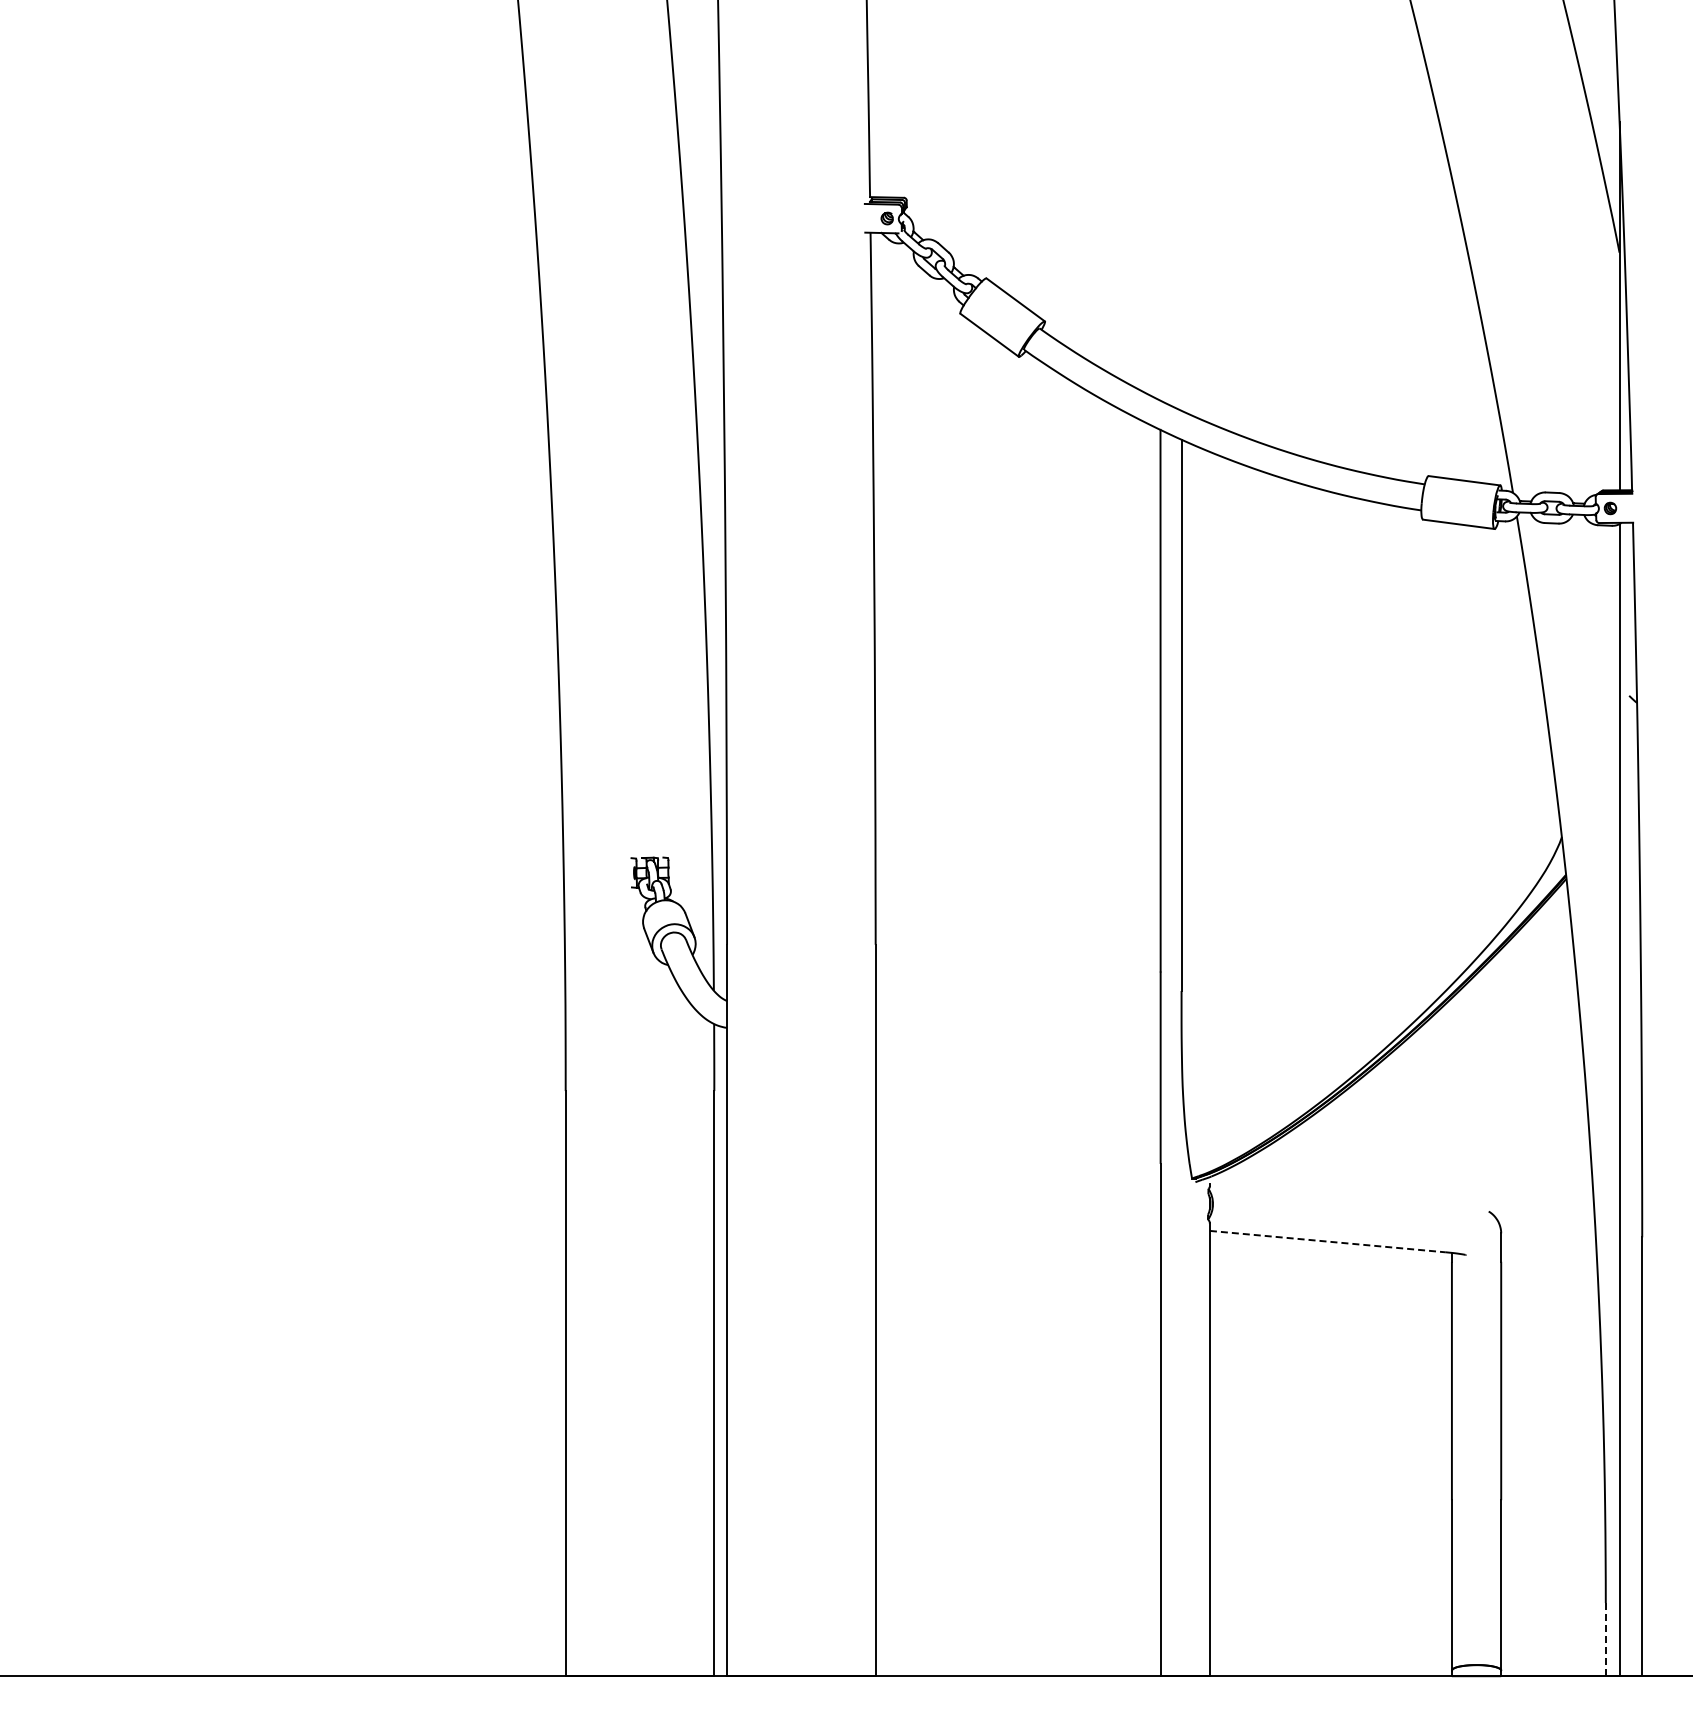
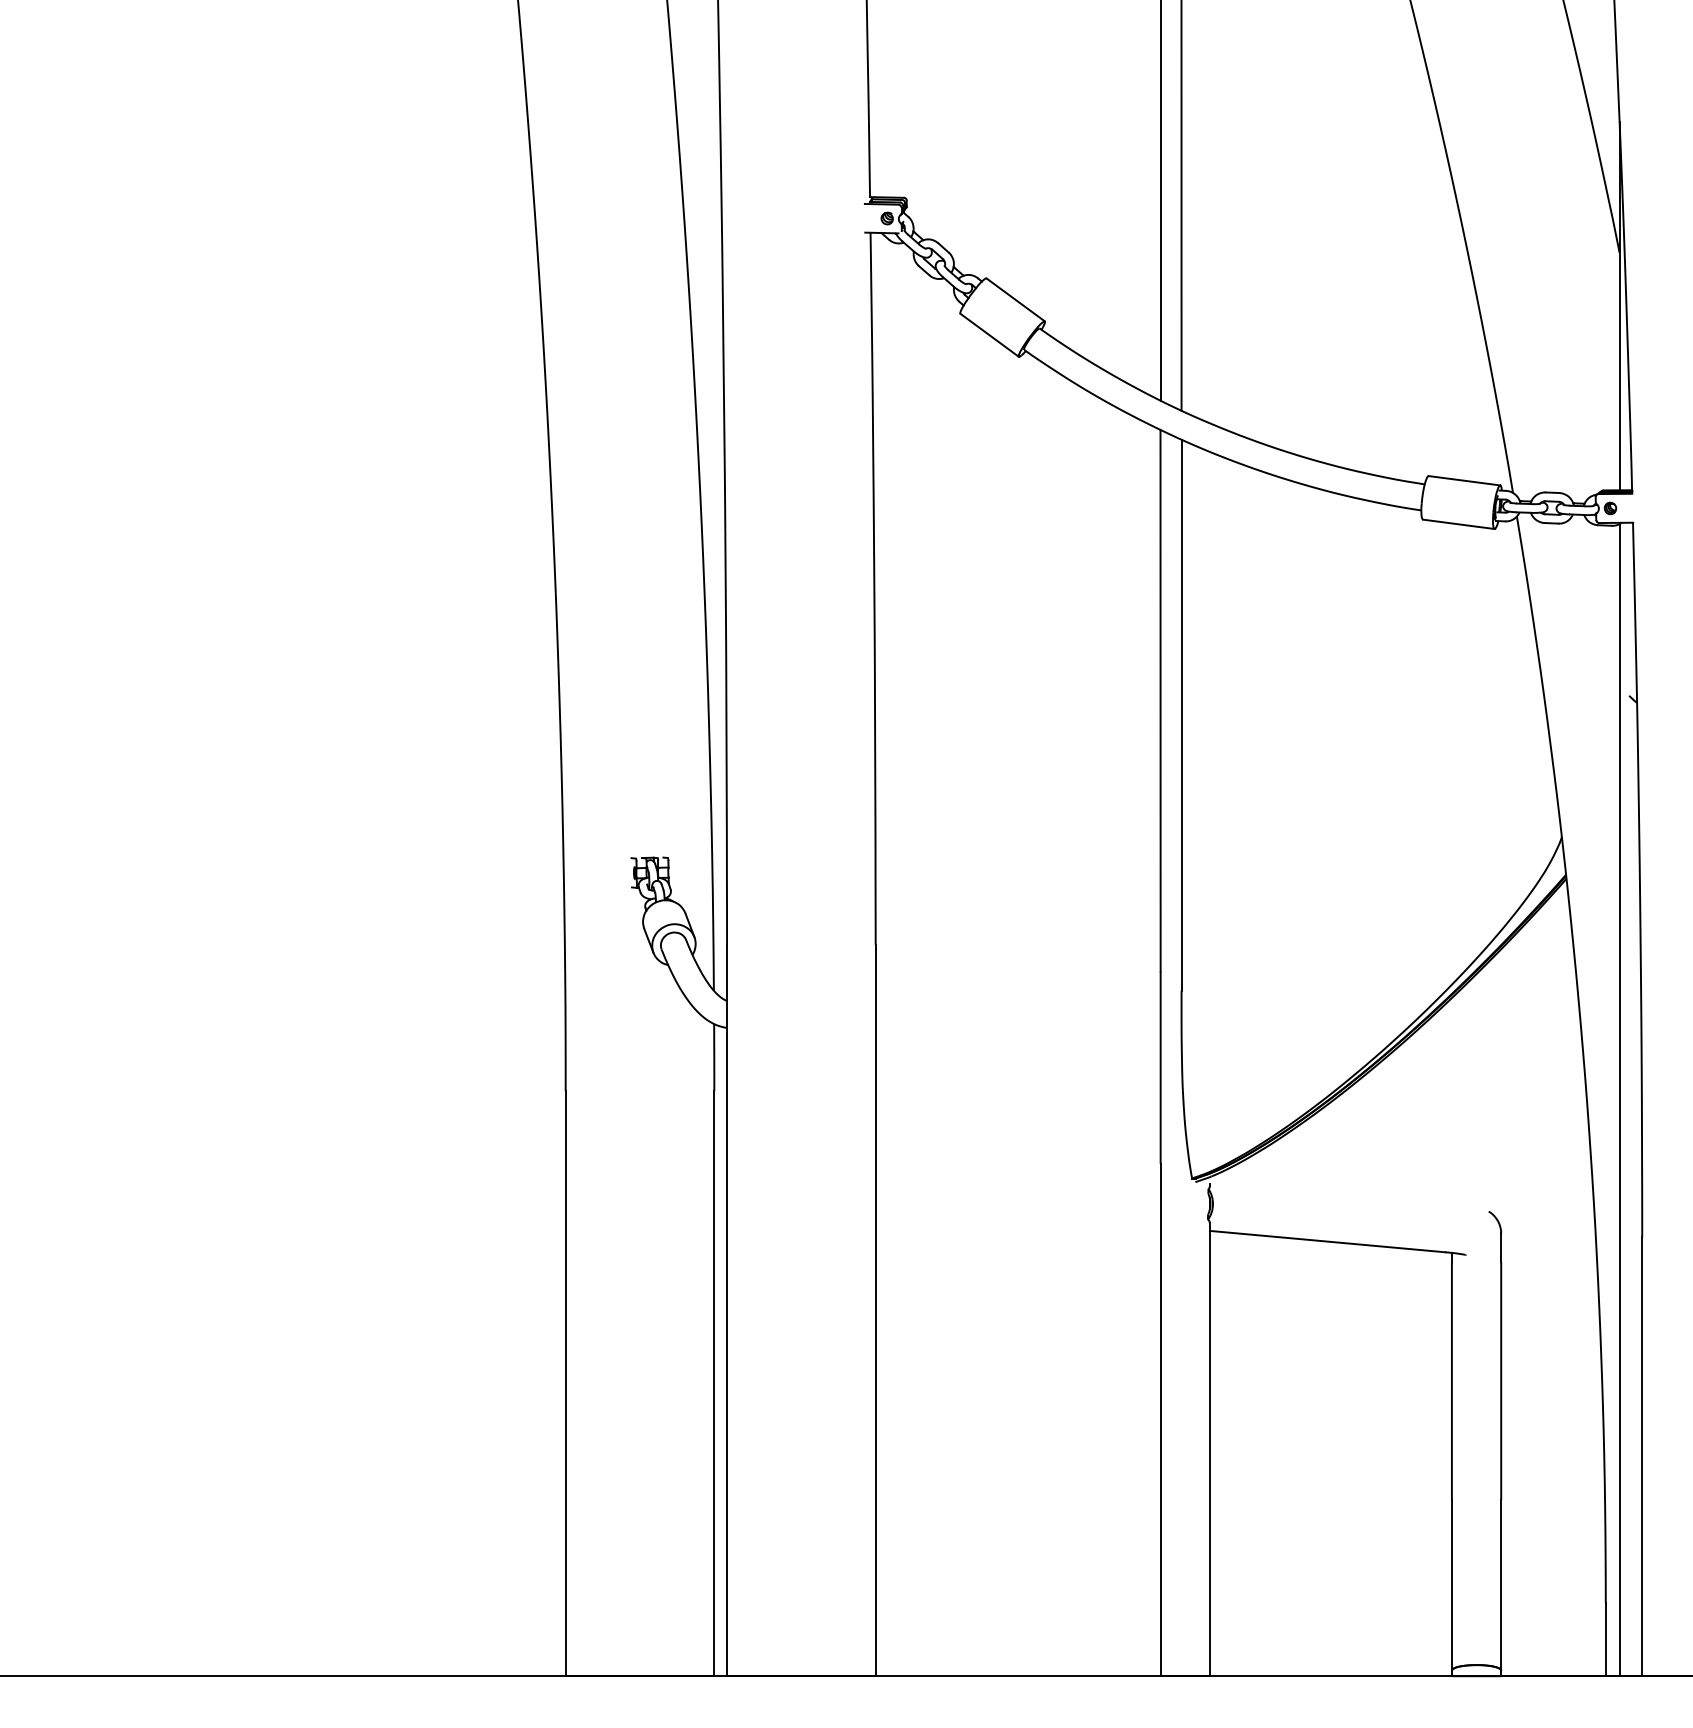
line: none -> present (1160, 201)
line: none -> present (1181, 206)
line: dashed -> solid (1328, 1241)
line: dashed -> solid (1605, 1639)
